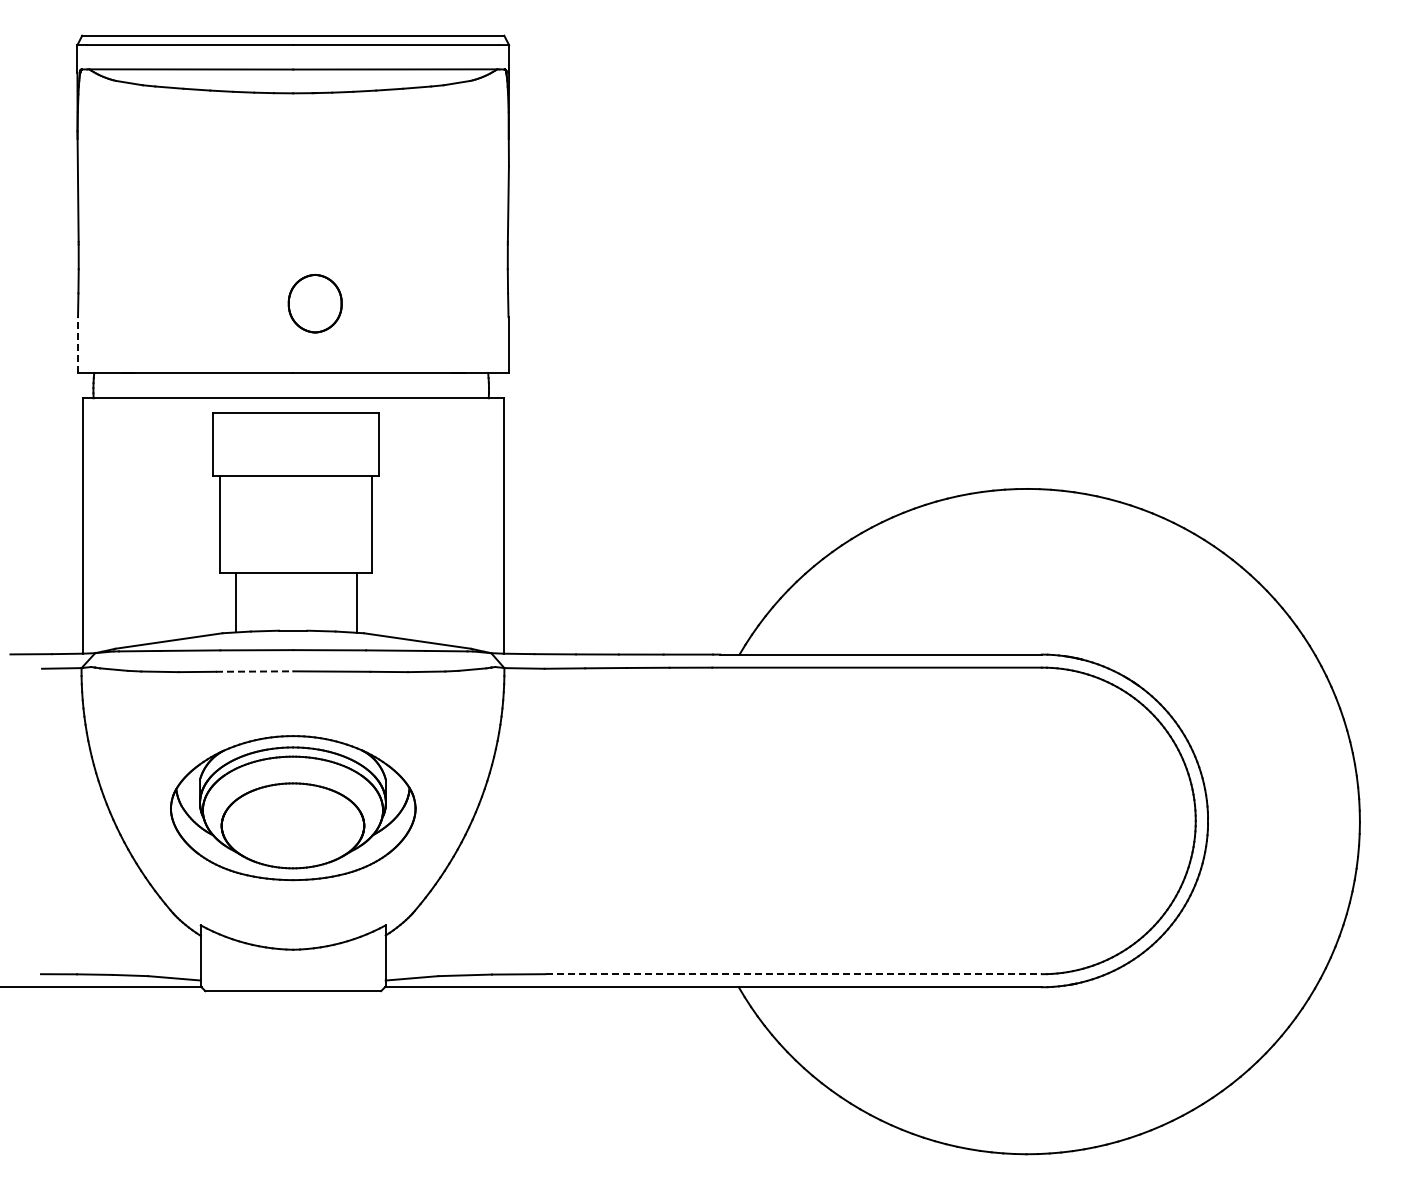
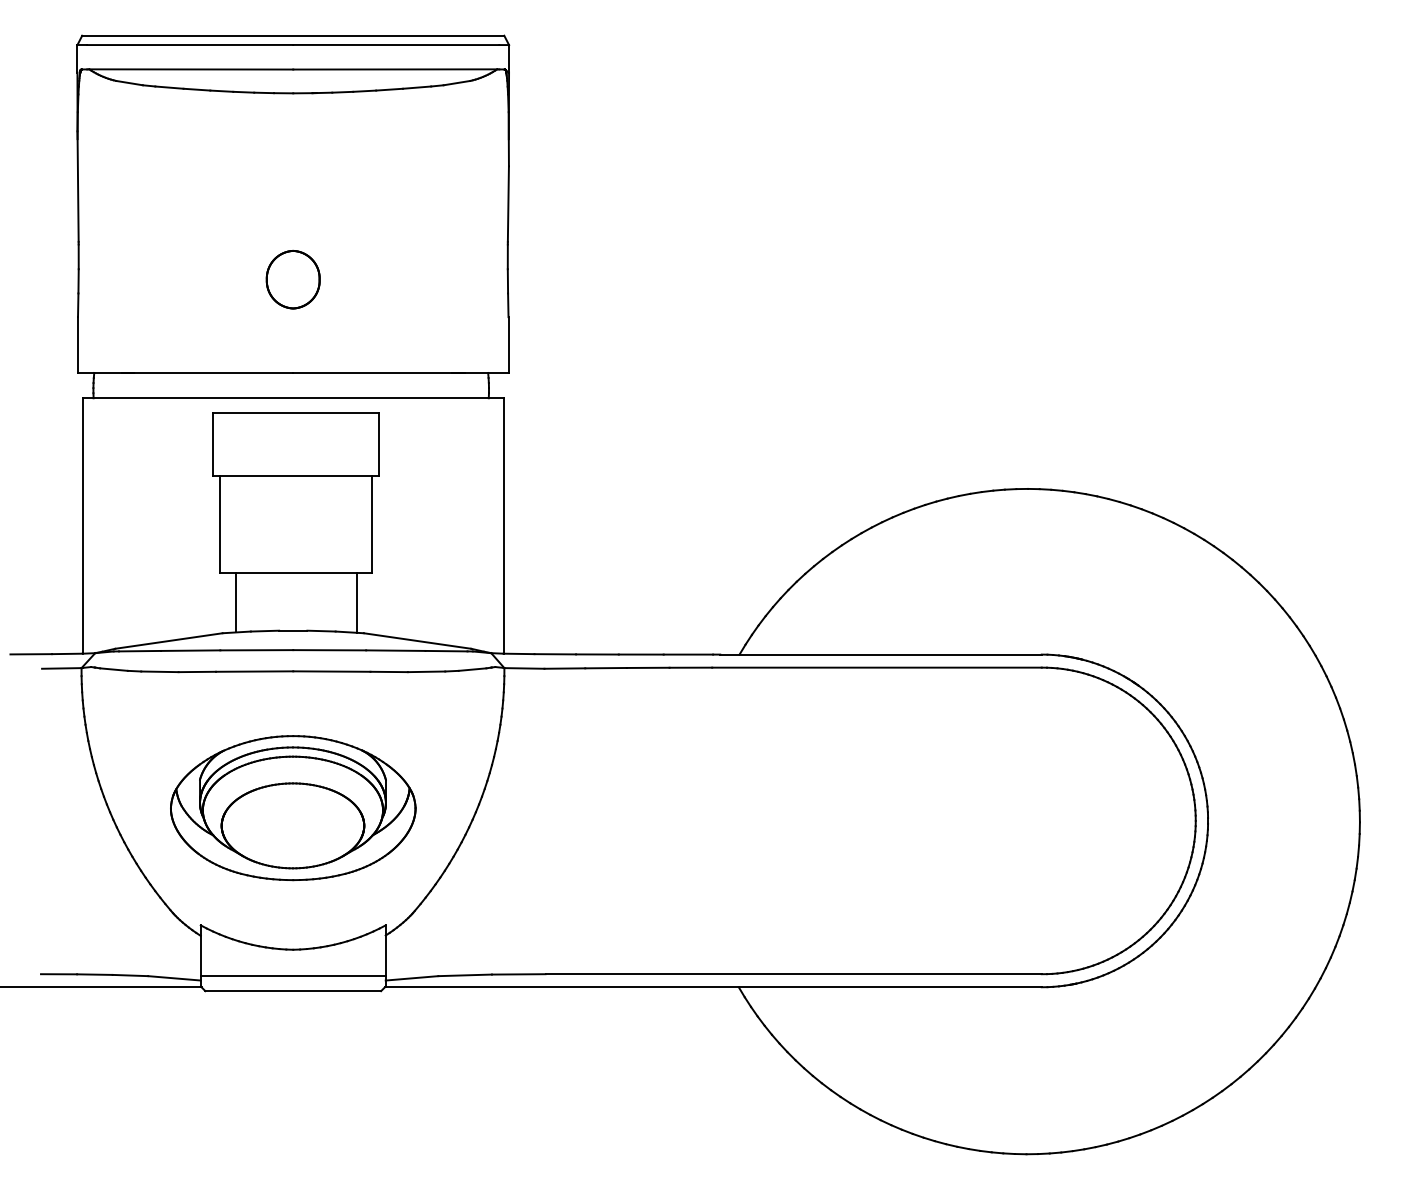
part position: (314, 303) -> (292, 279) (292, 279)
line: dashed -> solid (78, 345)
line: dashed -> solid (254, 671)
line: dashed -> solid (794, 974)
line: none -> present (292, 976)
